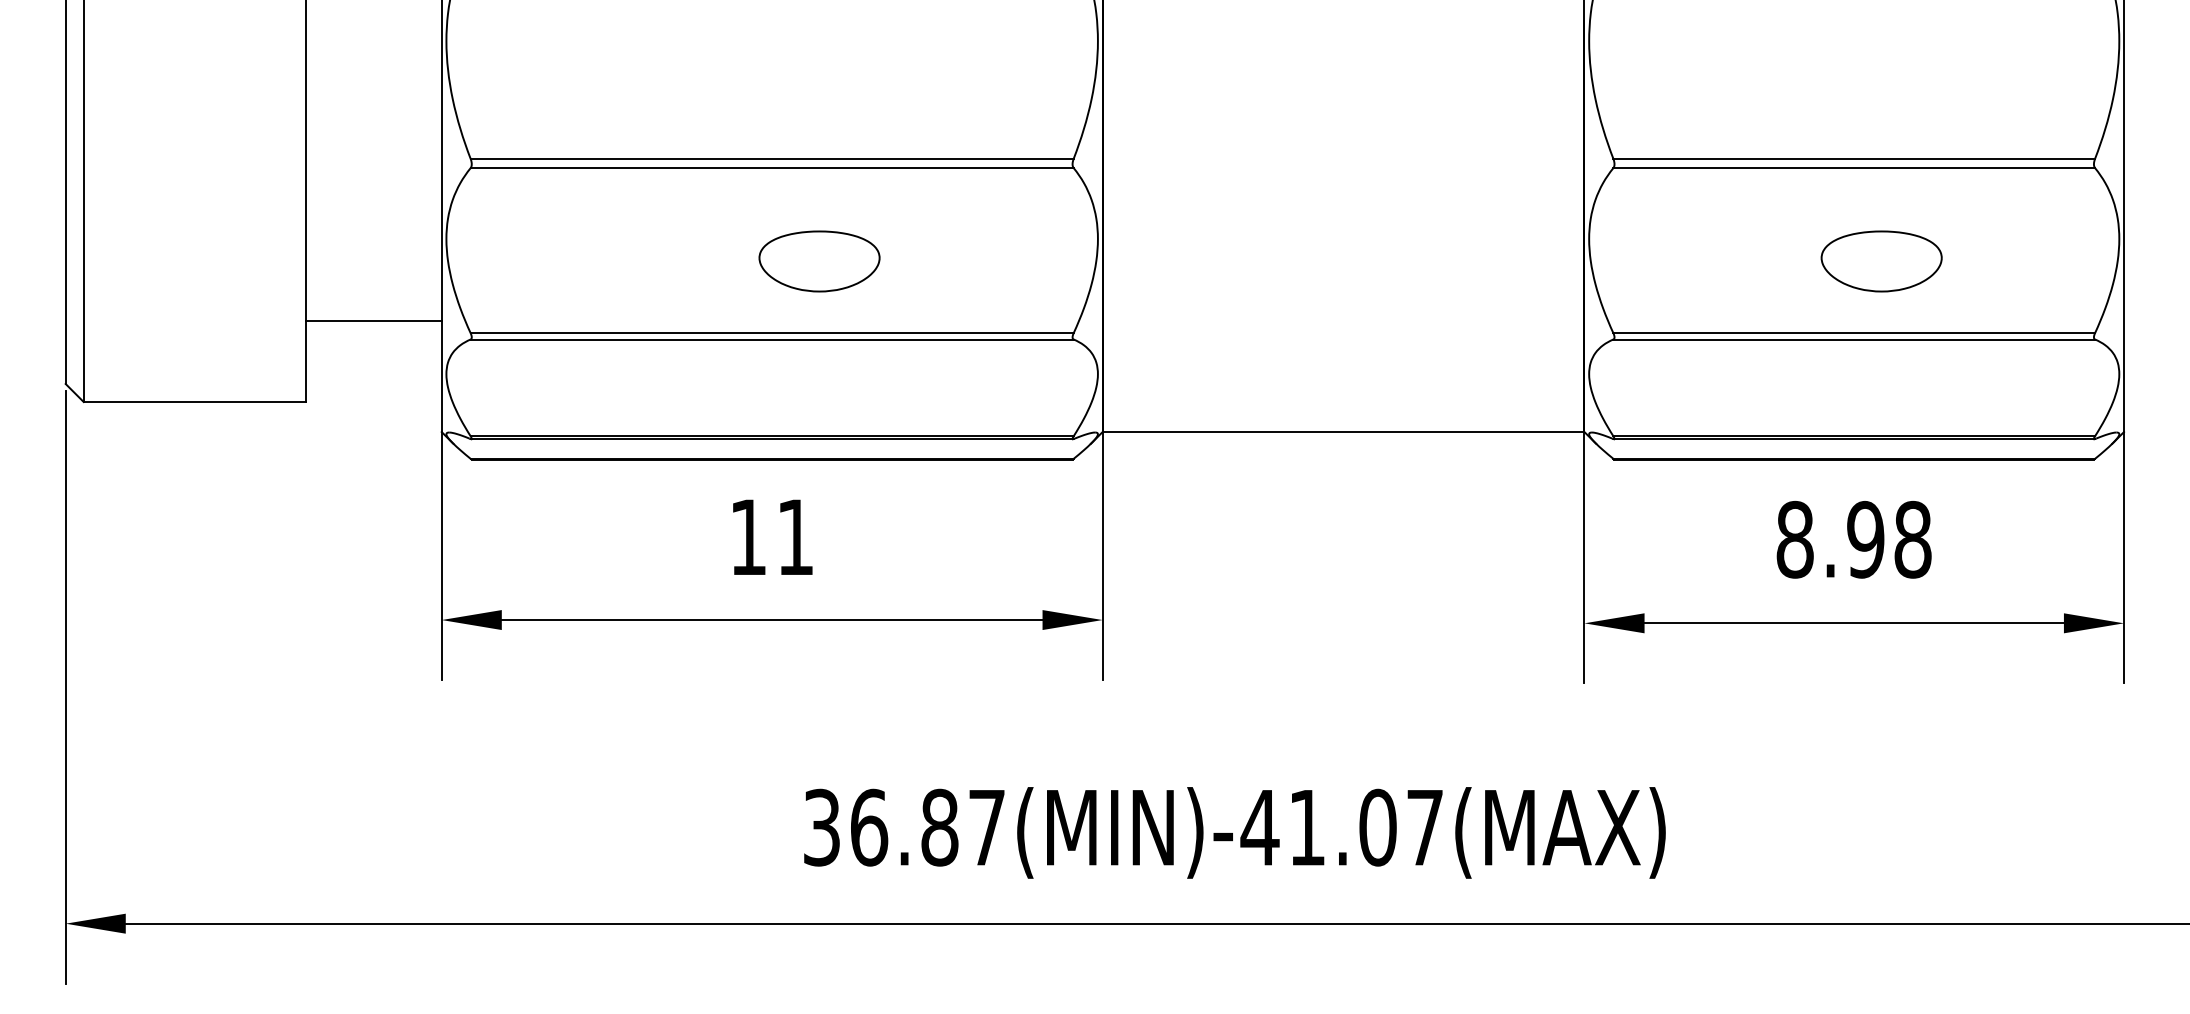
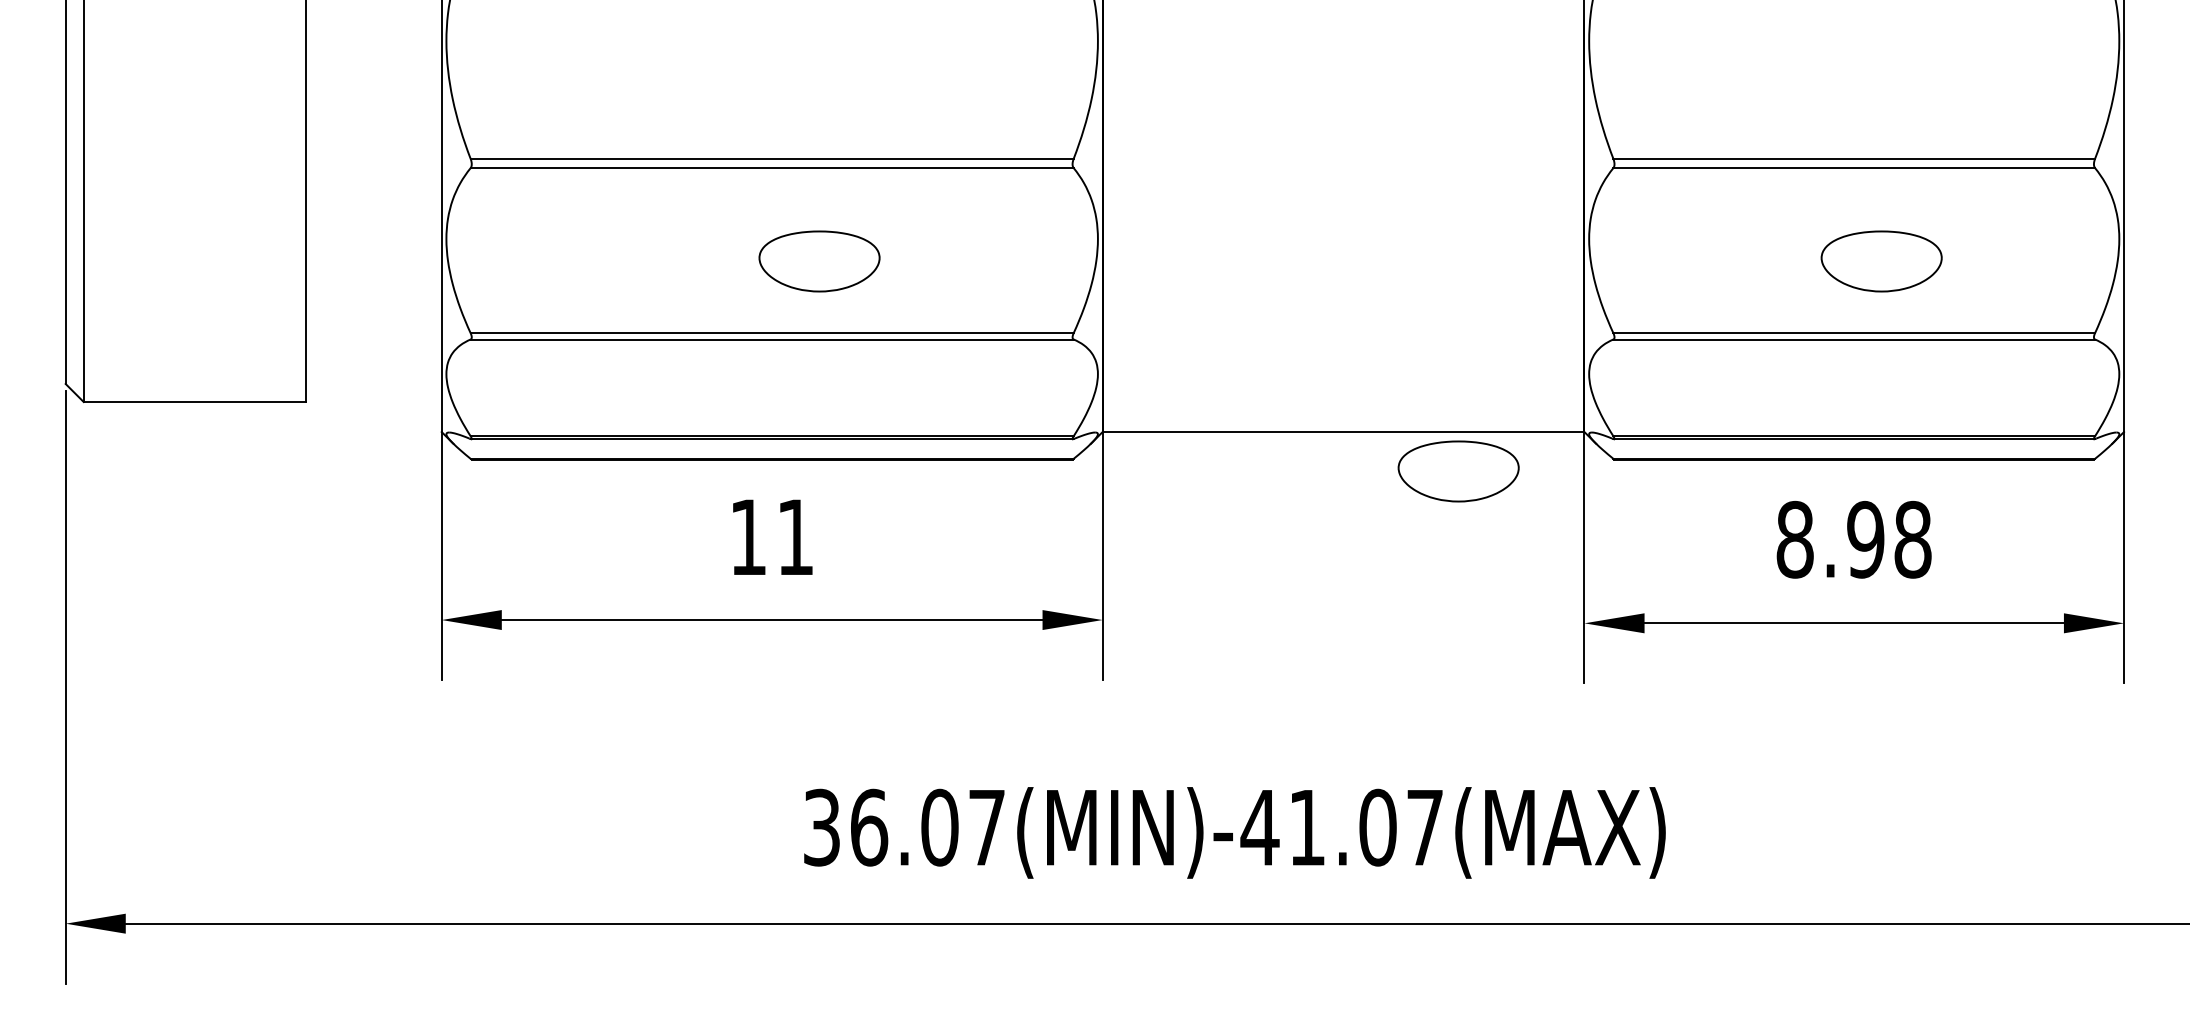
line: present -> none (373, 320)
part: none -> present (1458, 471)
text: 36.87(MIN)-41.07(MAX) -> 36.07(MIN)-41.07(MAX) (939, 827)
